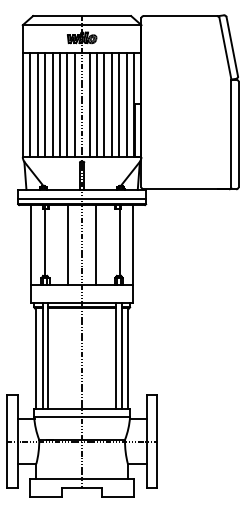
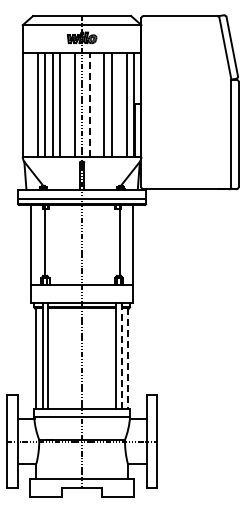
line: present -> none (30, 104)
line: present -> none (67, 104)
line: solid -> dashed (89, 104)
line: present -> none (96, 104)
line: present -> none (119, 104)
line: present -> none (68, 245)
line: present -> none (95, 245)
line: solid -> dashed (121, 356)
line: solid -> dashed (127, 359)
